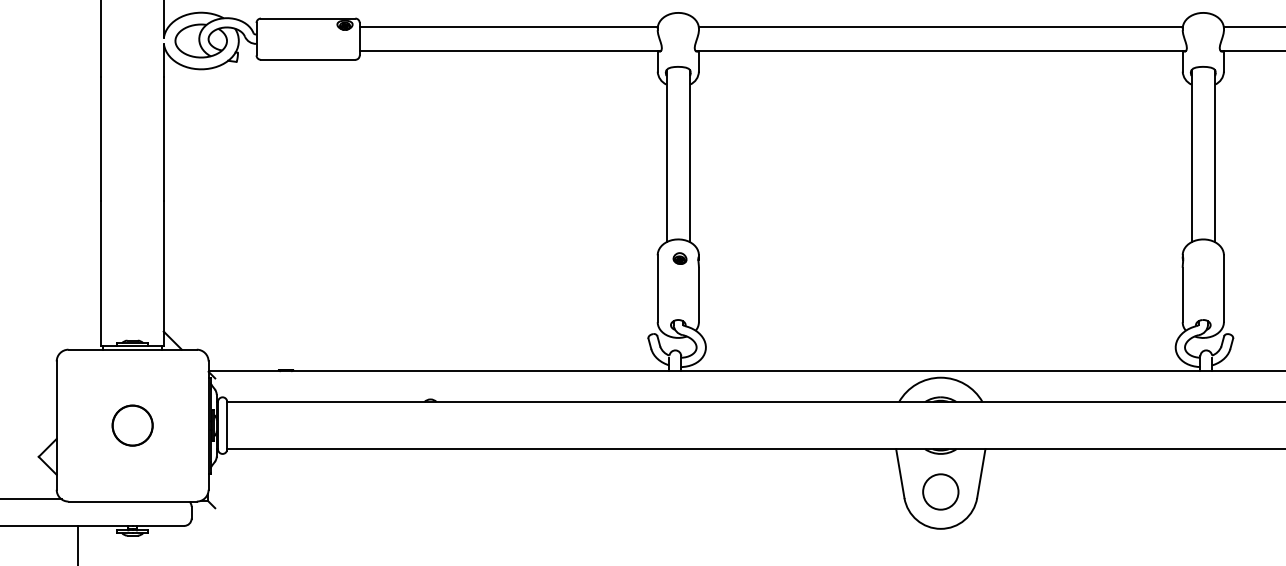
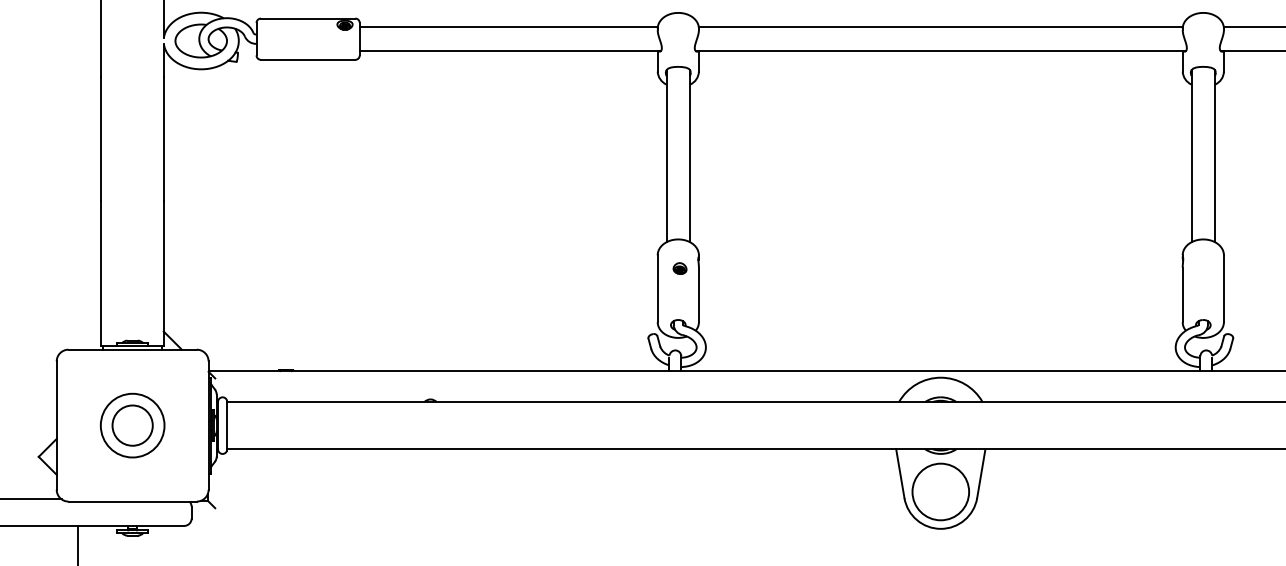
part position: (679, 258) -> (679, 268) (679, 268)
circle diameter: 40 px -> 64 px (132, 425)
circle diameter: 35 px -> 57 px (940, 491)
